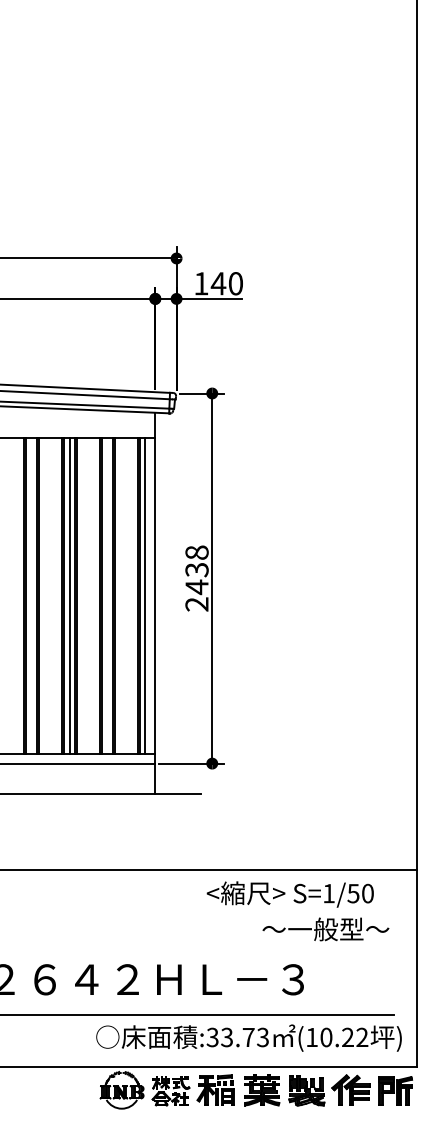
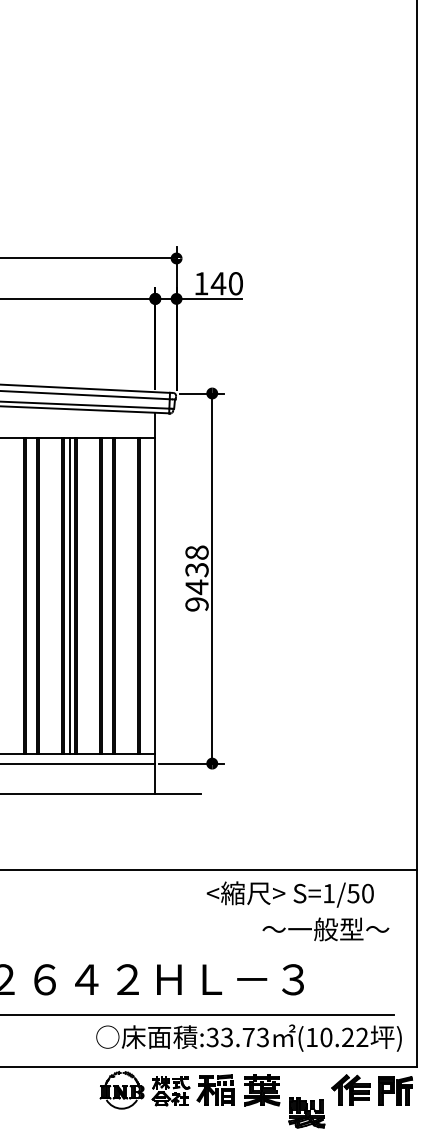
line: present -> none (145, 595)
text: 2438 -> 9438 (196, 604)
part position: (306, 1090) -> (306, 1112) (306, 1112)
